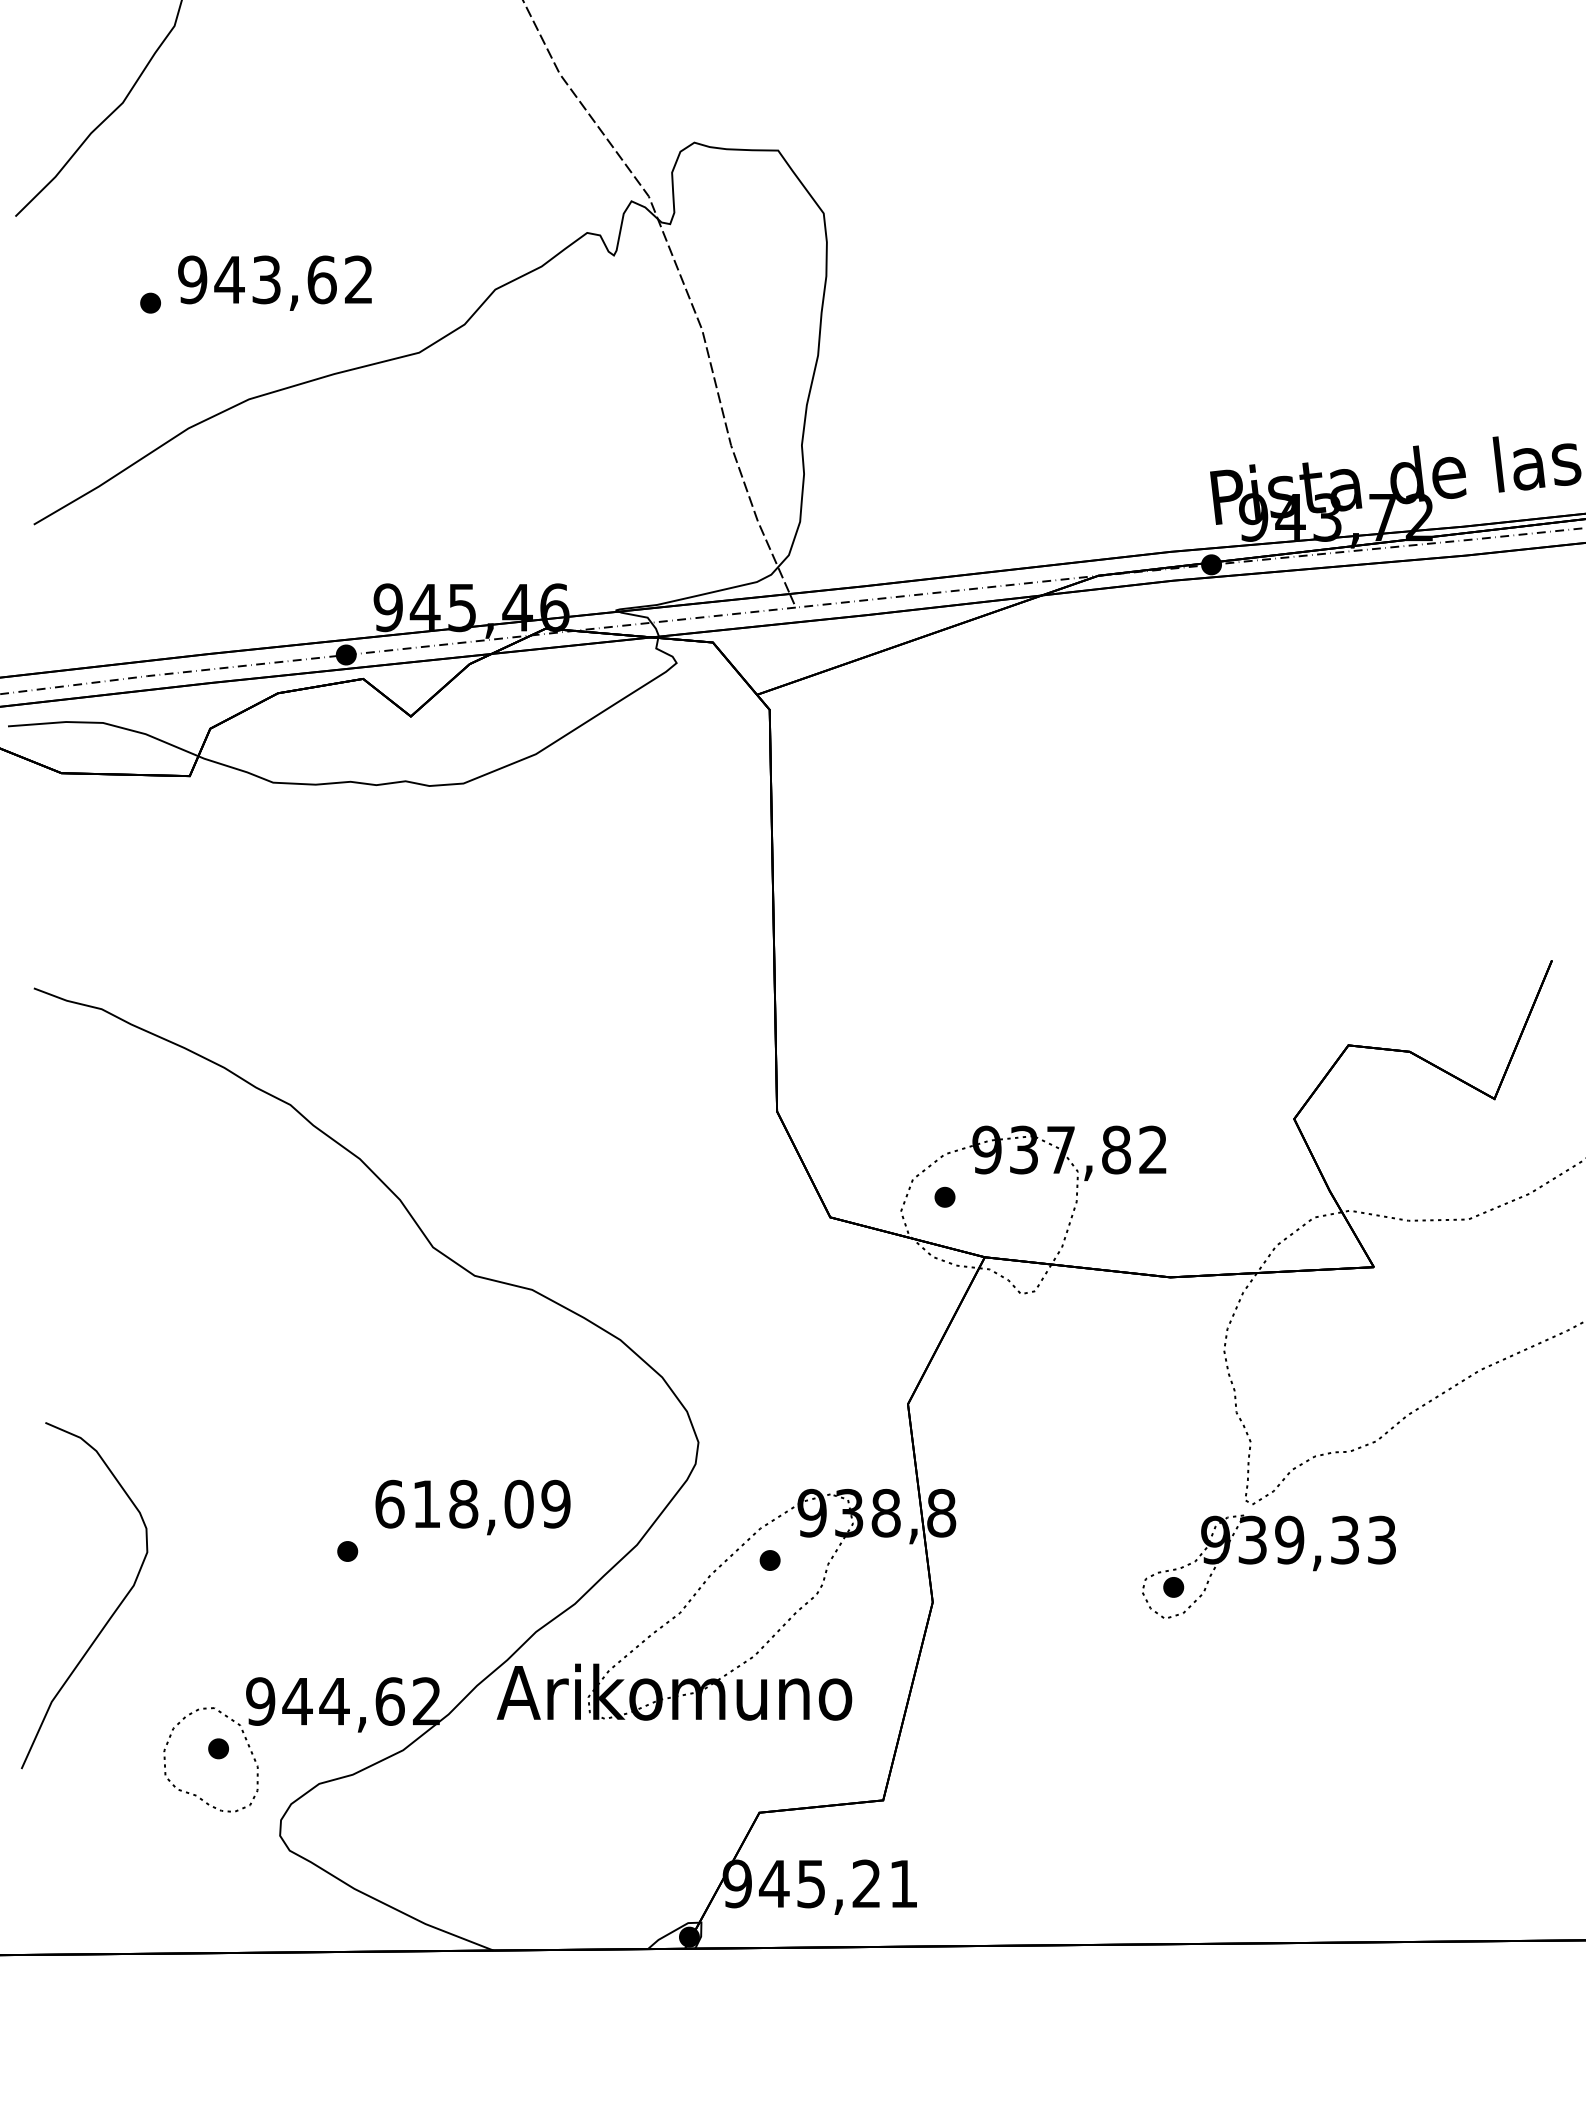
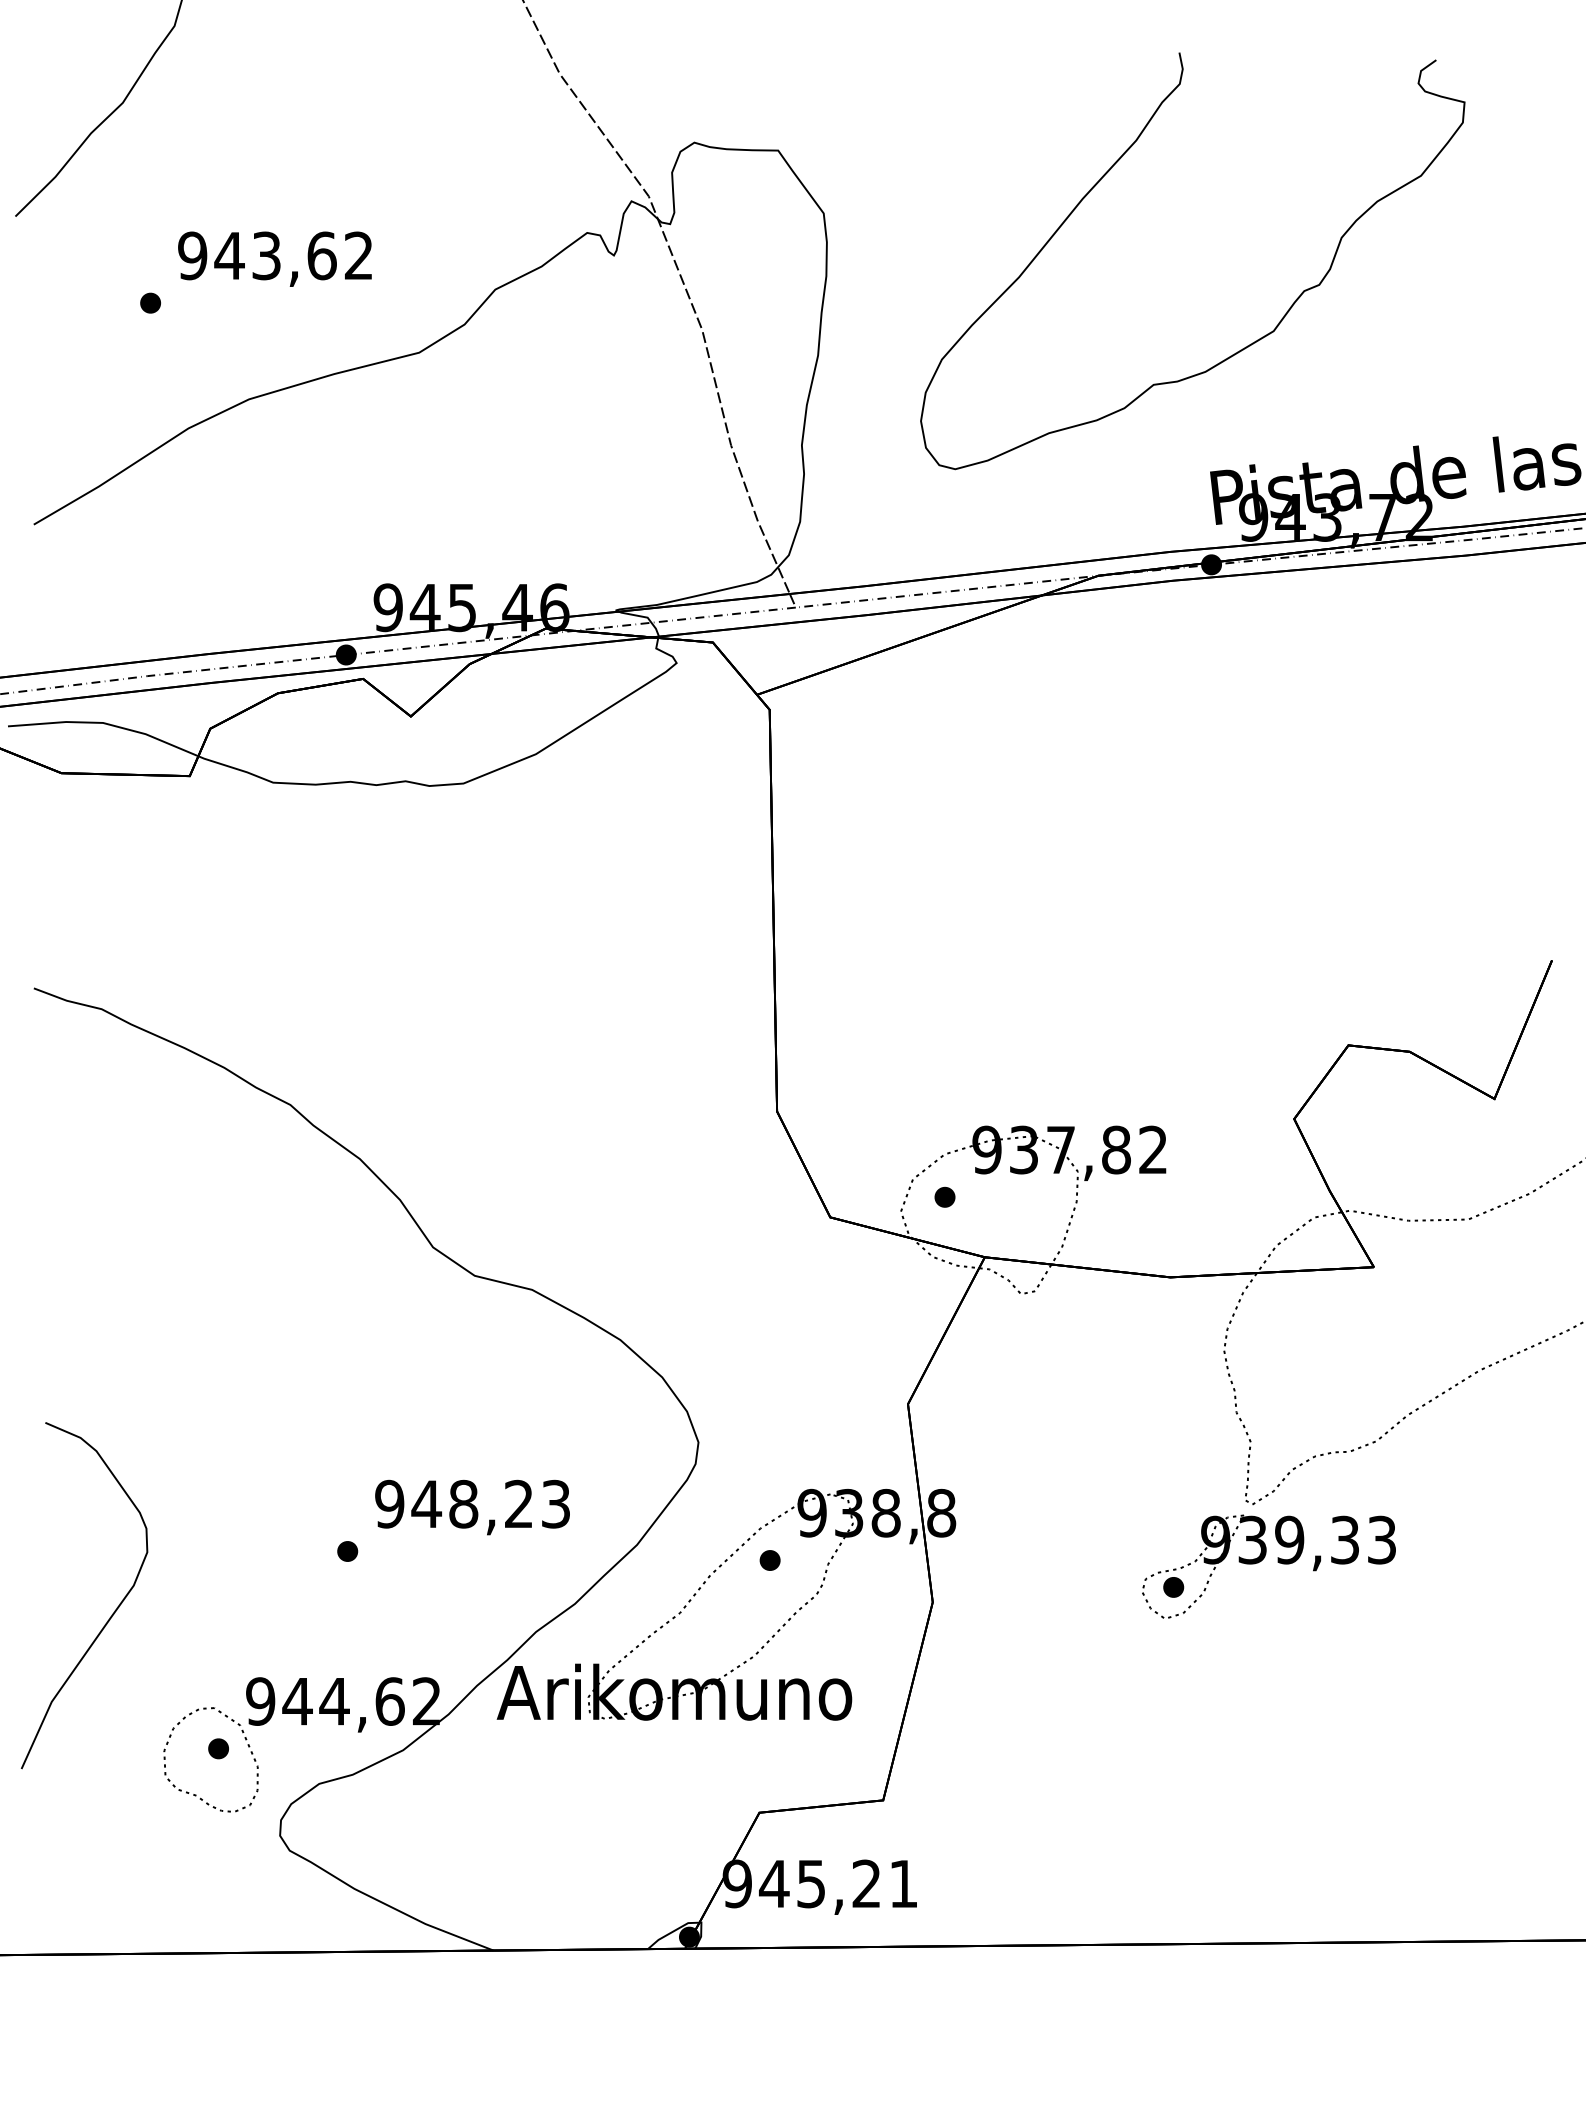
text position: (274, 282) -> (274, 258) (274, 258)
curve: none -> present (1245, 346)
text: 618,09 -> 948,23 (472, 1503)
